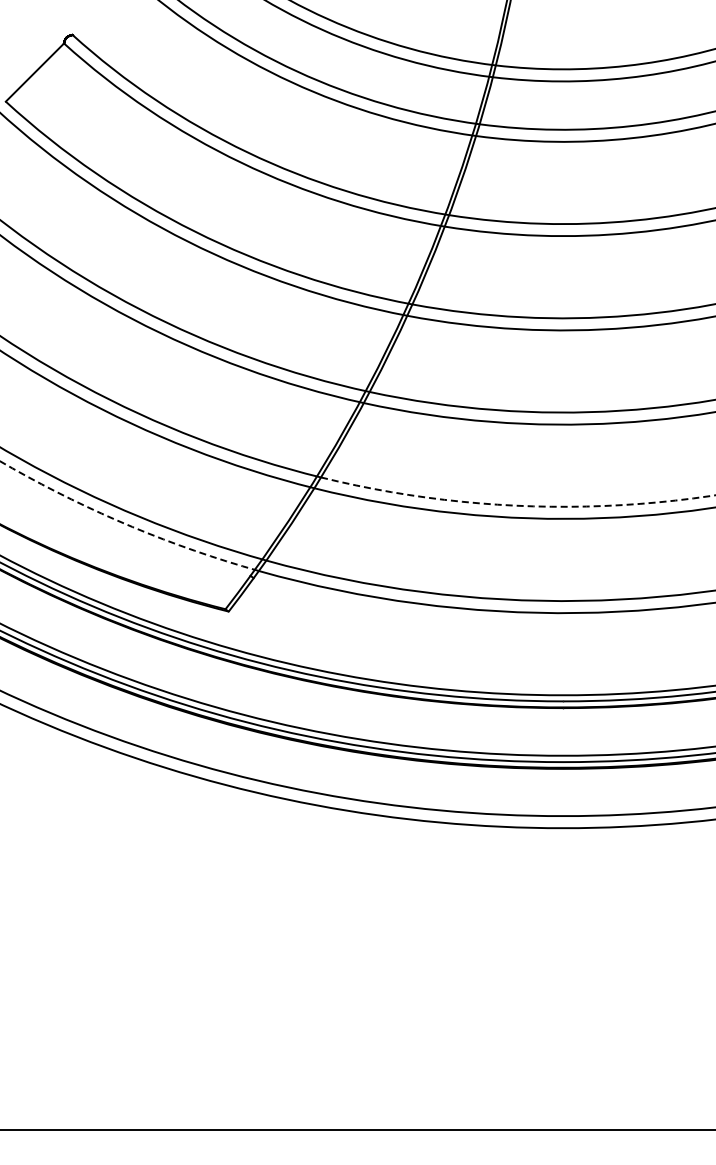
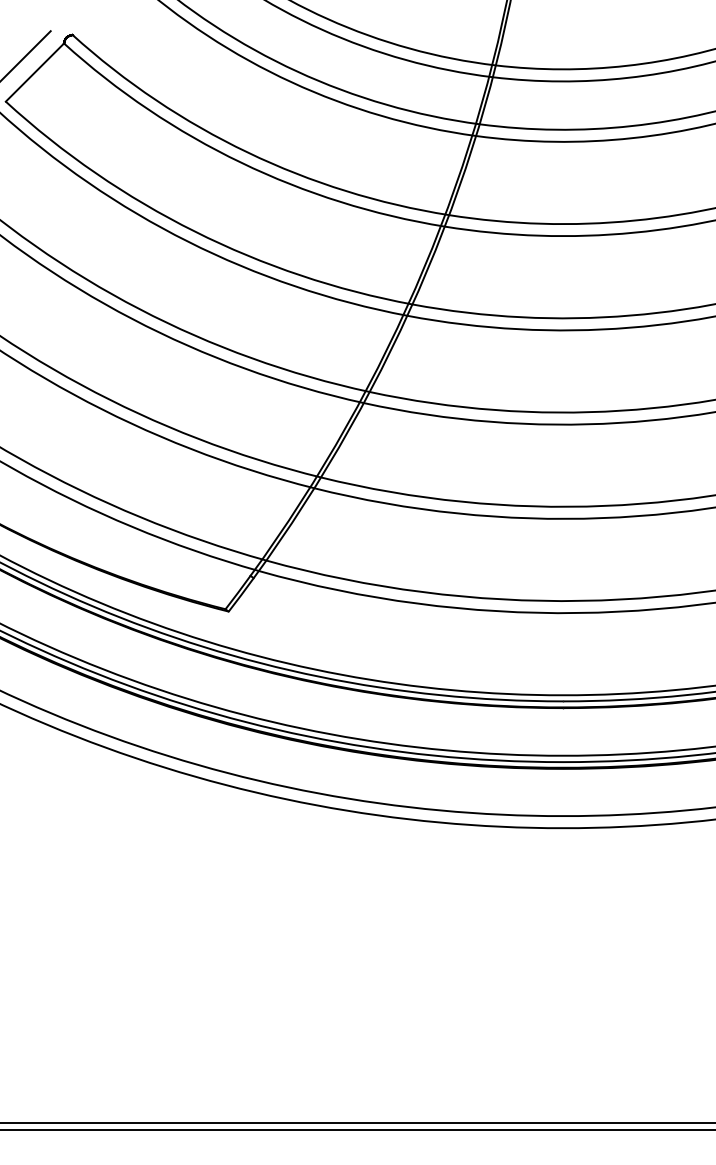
line: none -> present (26, 55)
arc: dashed -> solid (518, 505)
arc: dashed -> solid (126, 524)
line: none -> present (357, 1123)
